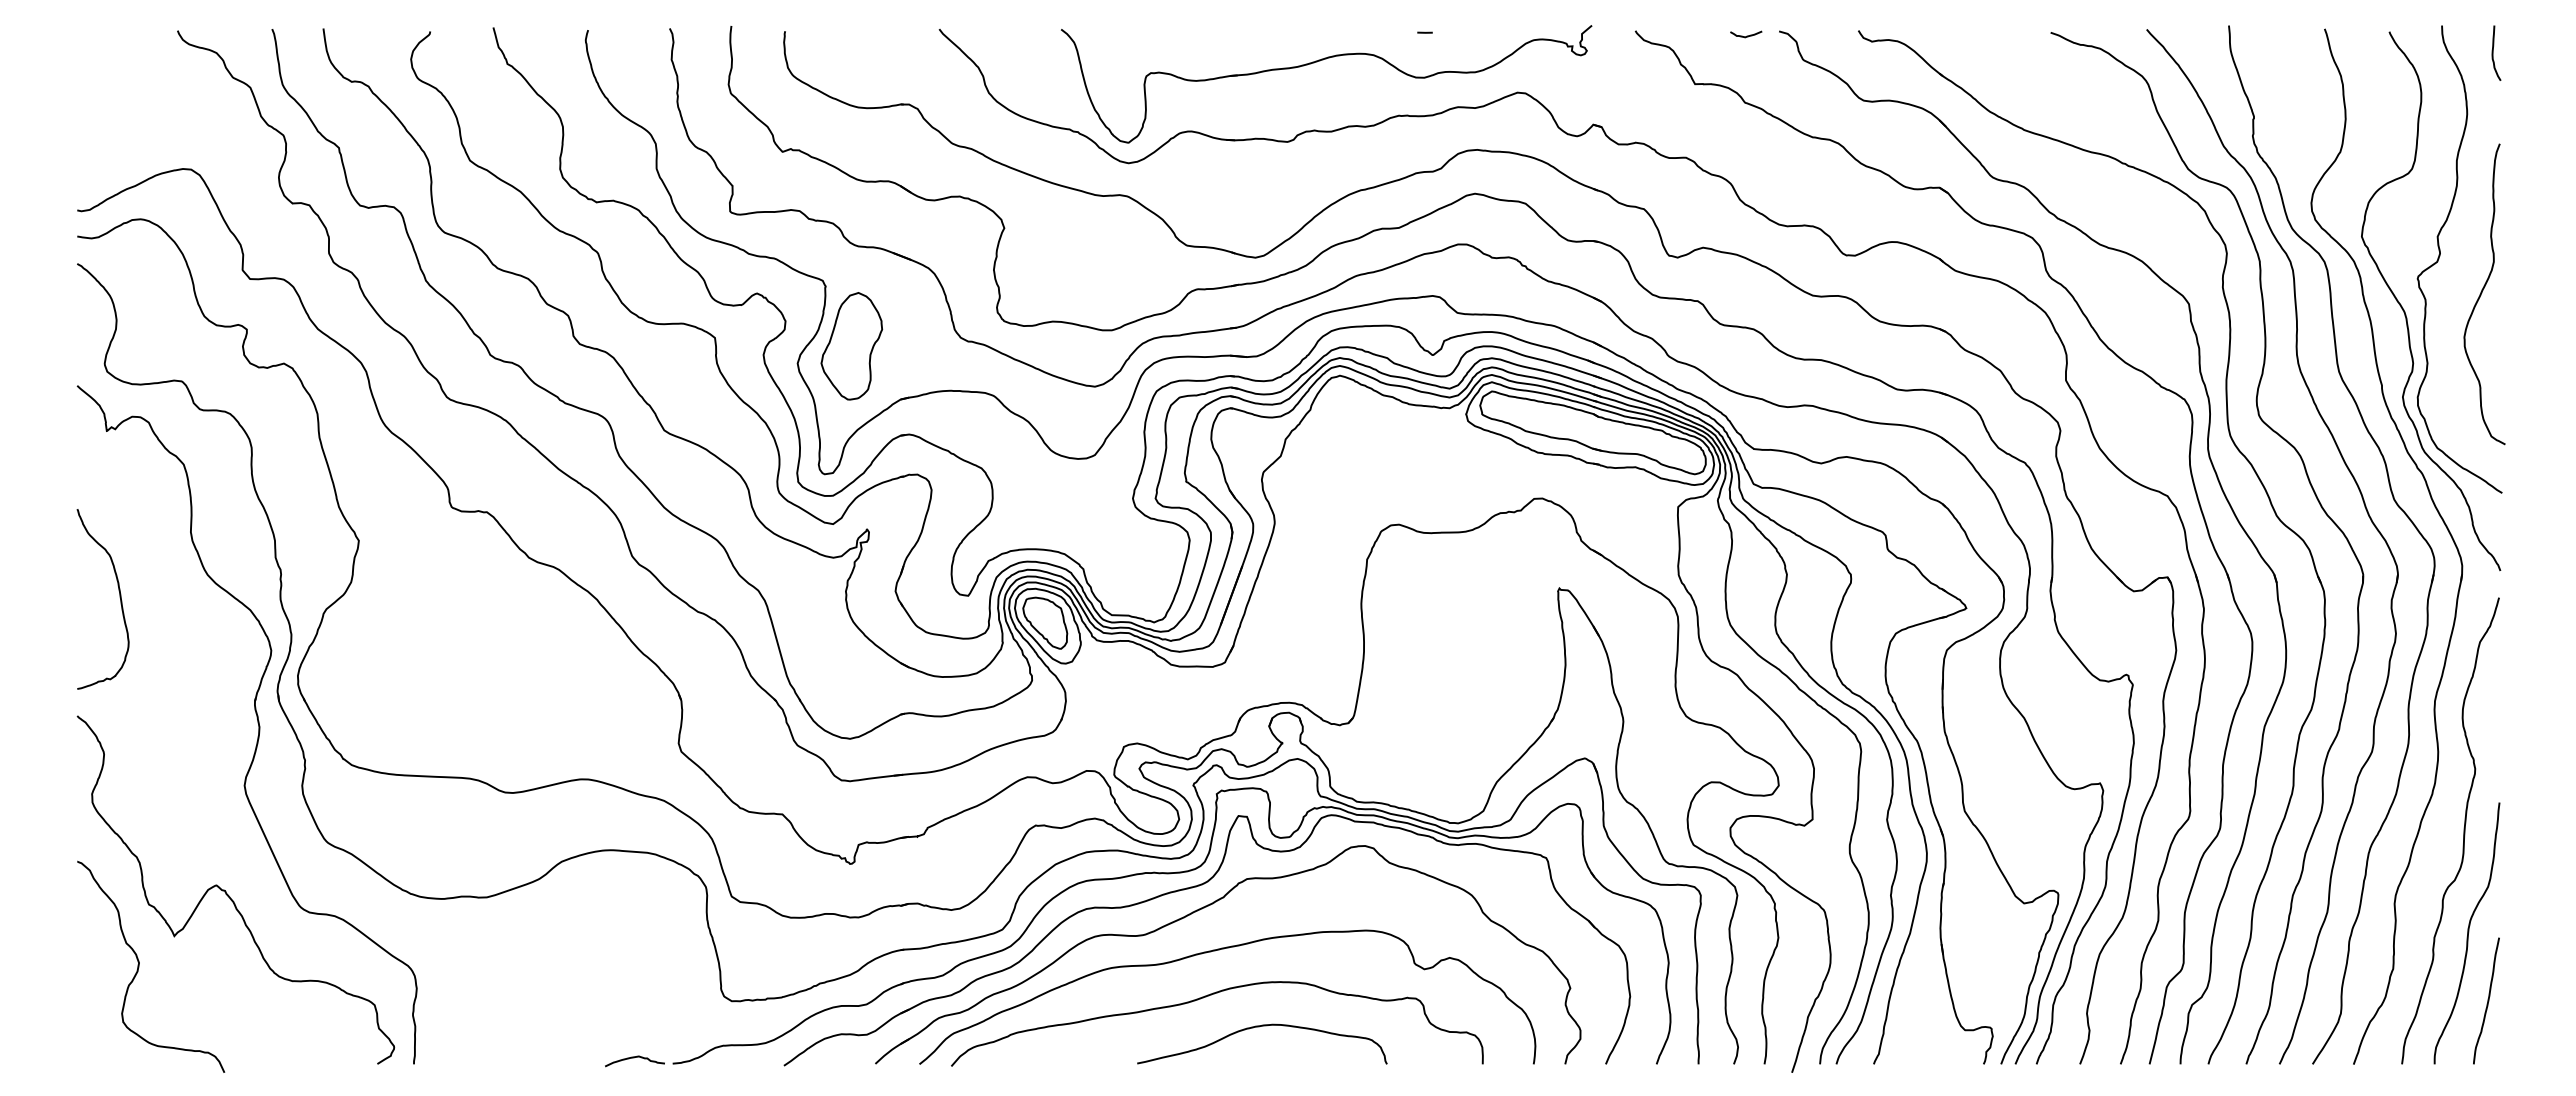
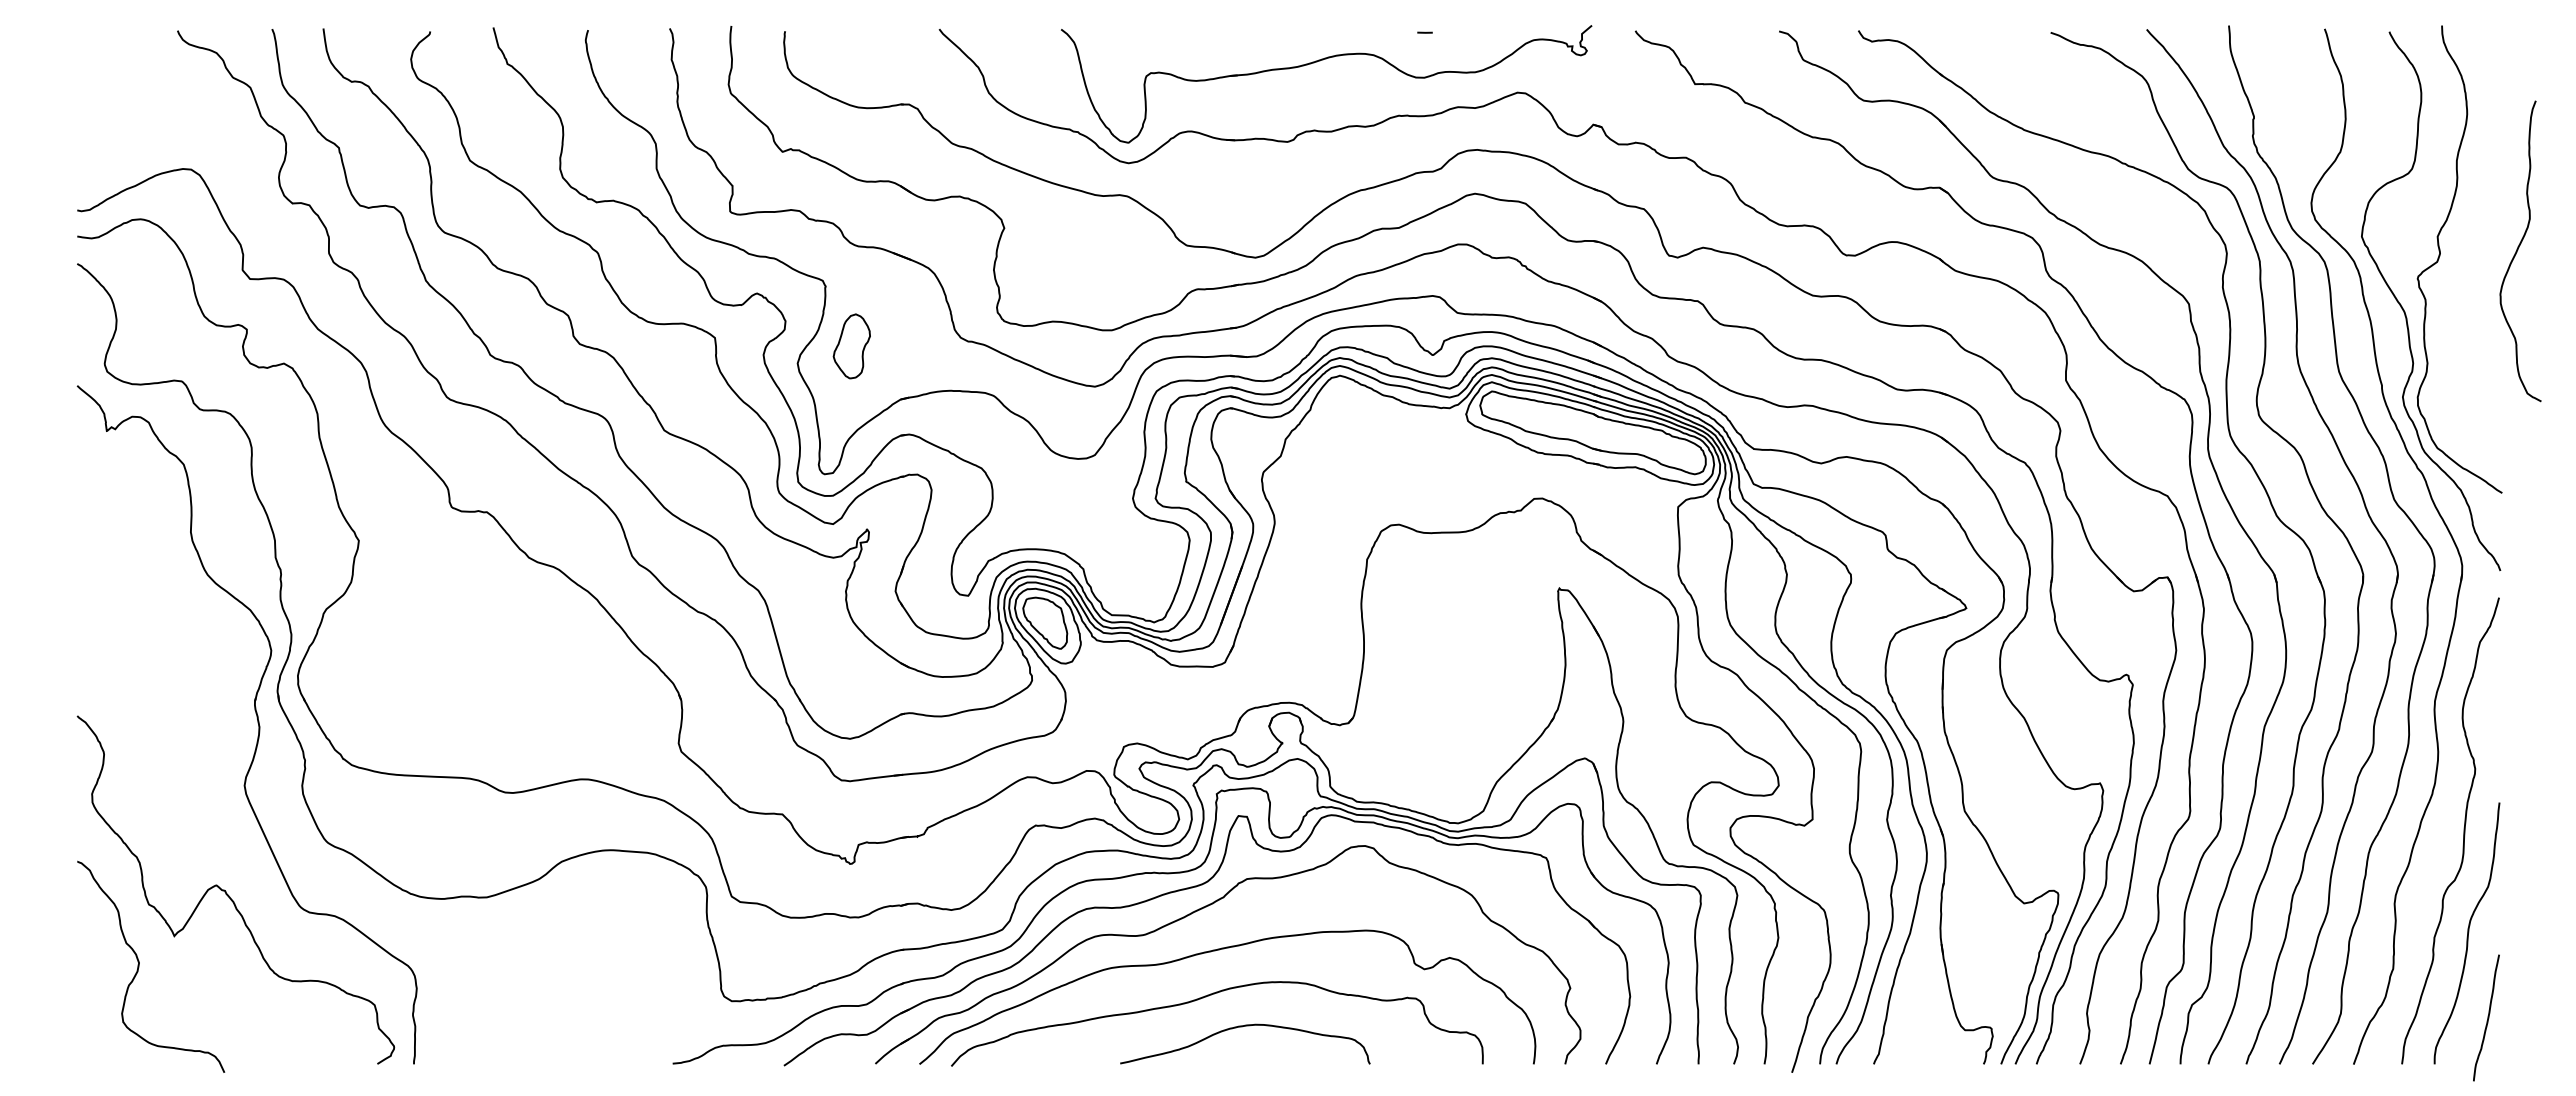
curve: present -> none (1746, 35)
curve: present -> none (2493, 52)
curve position: (2482, 293) -> (2518, 250) (2518, 250)
part size: 64x109 px -> 39x67 px (851, 346)
curve: present -> none (119, 597)
curve position: (2487, 1000) -> (2487, 1017) (2487, 1017)
curve position: (1259, 1027) -> (1242, 1027) (1242, 1027)
curve: present -> none (634, 1058)
